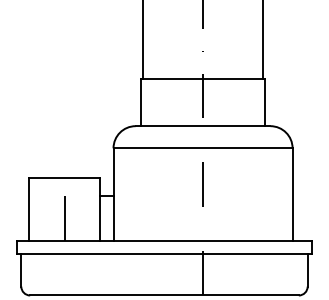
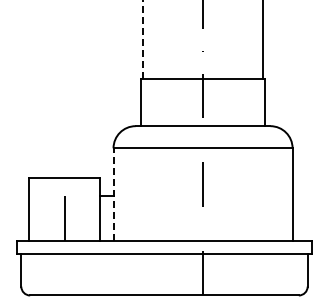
line: solid -> dashed (142, 39)
line: solid -> dashed (113, 193)
